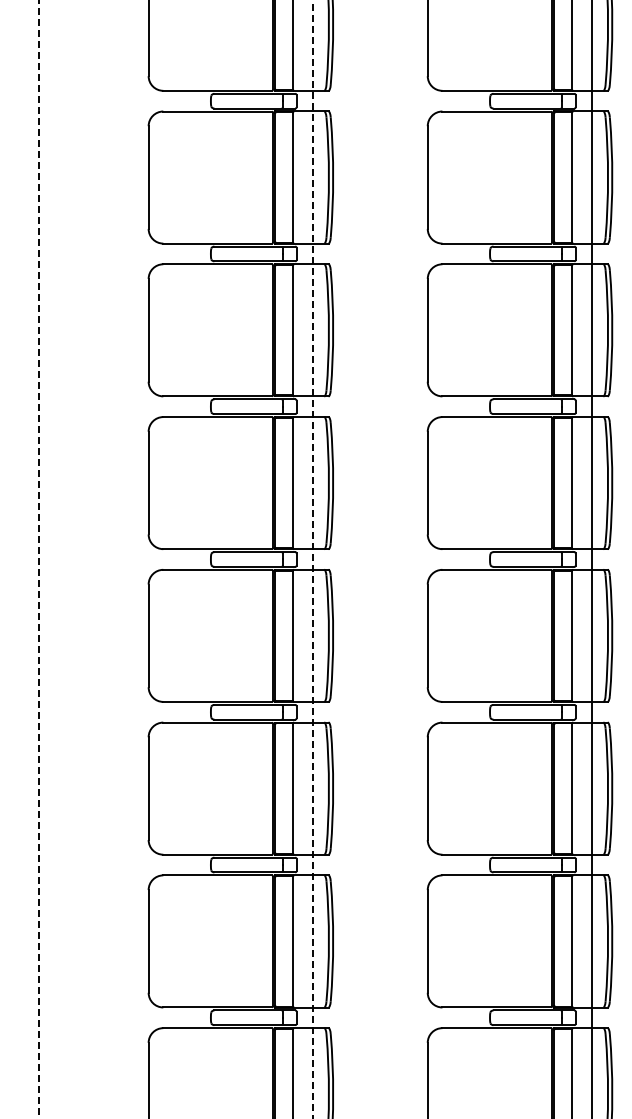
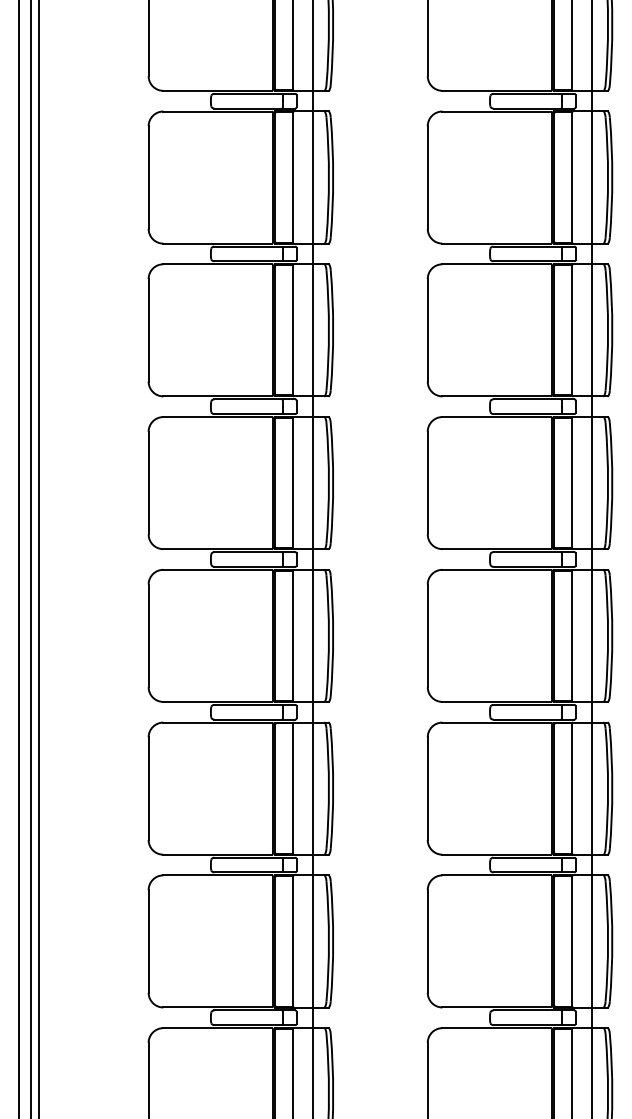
line: none -> present (18, 558)
line: none -> present (30, 558)
line: dashed -> solid (39, 559)
line: dashed -> solid (312, 560)
